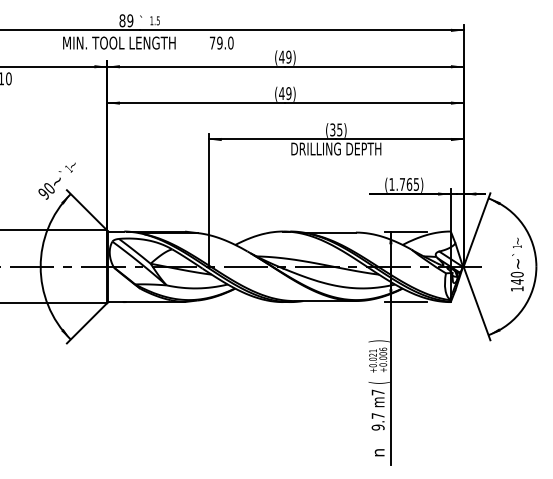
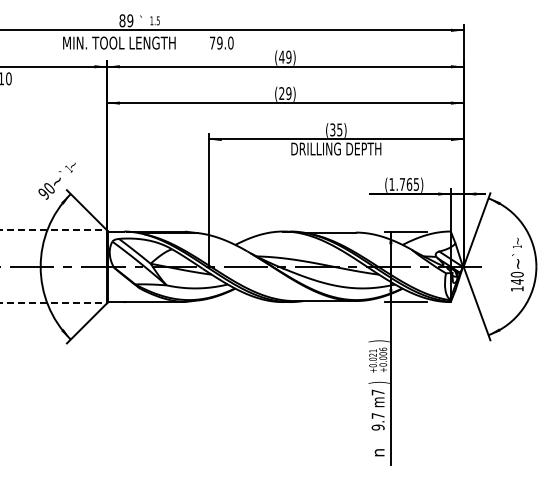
text: (49) -> (29) (281, 93)
line: solid -> dashed (54, 230)
line: solid -> dashed (54, 303)
text: ( -> ) (378, 382)
